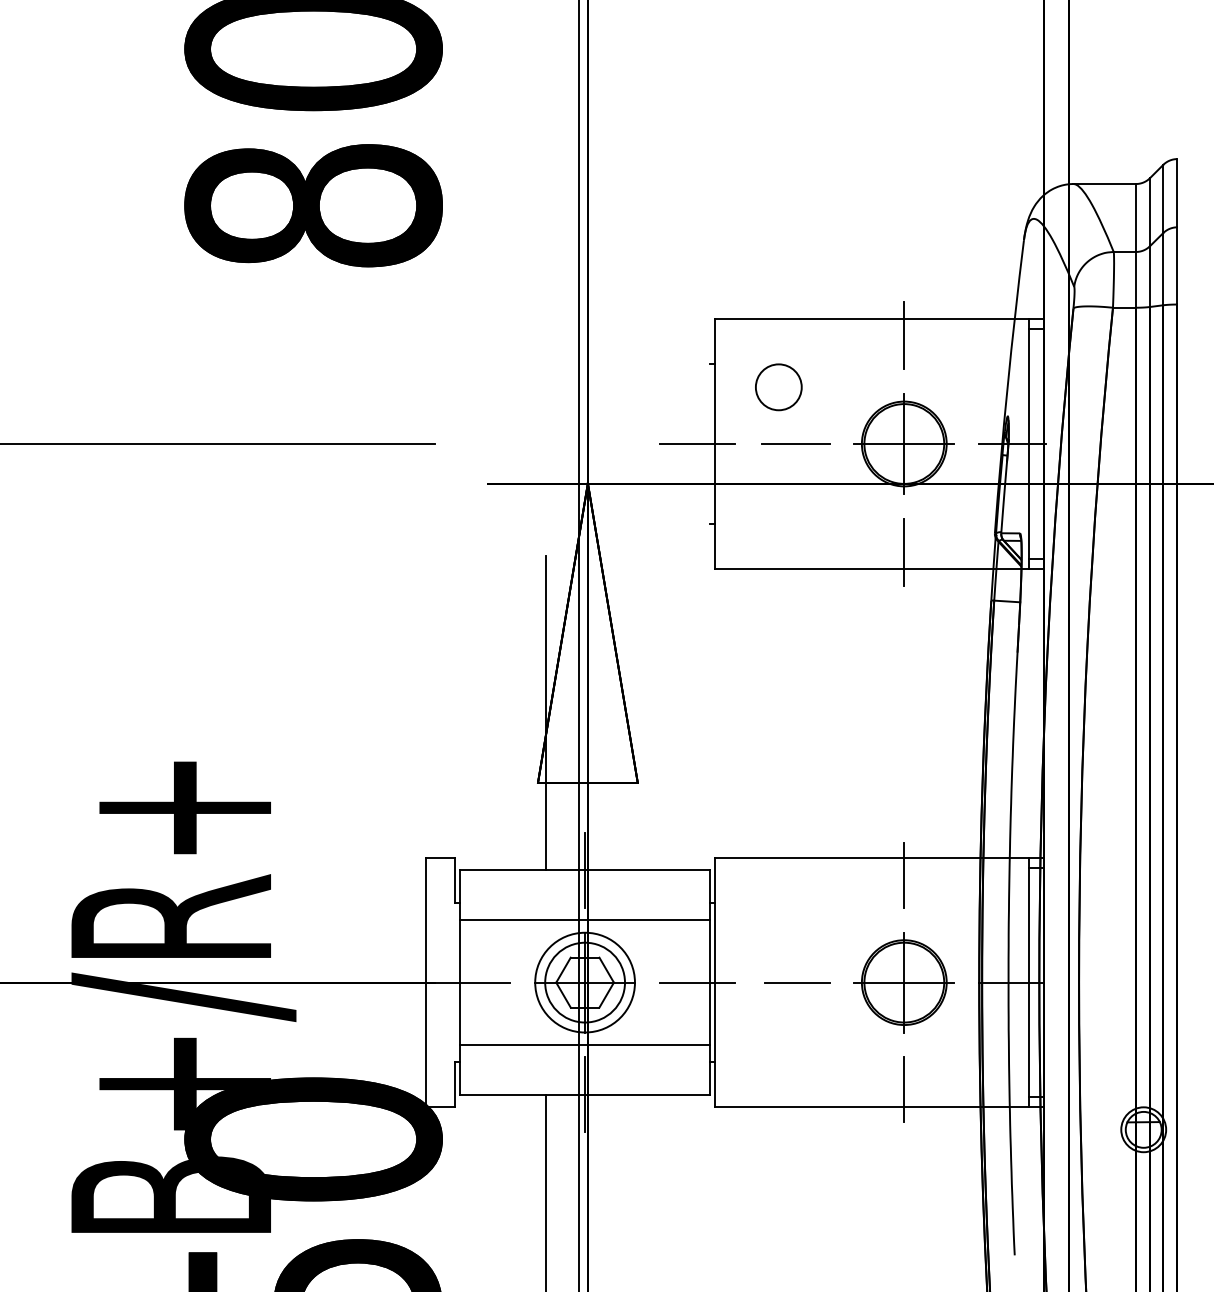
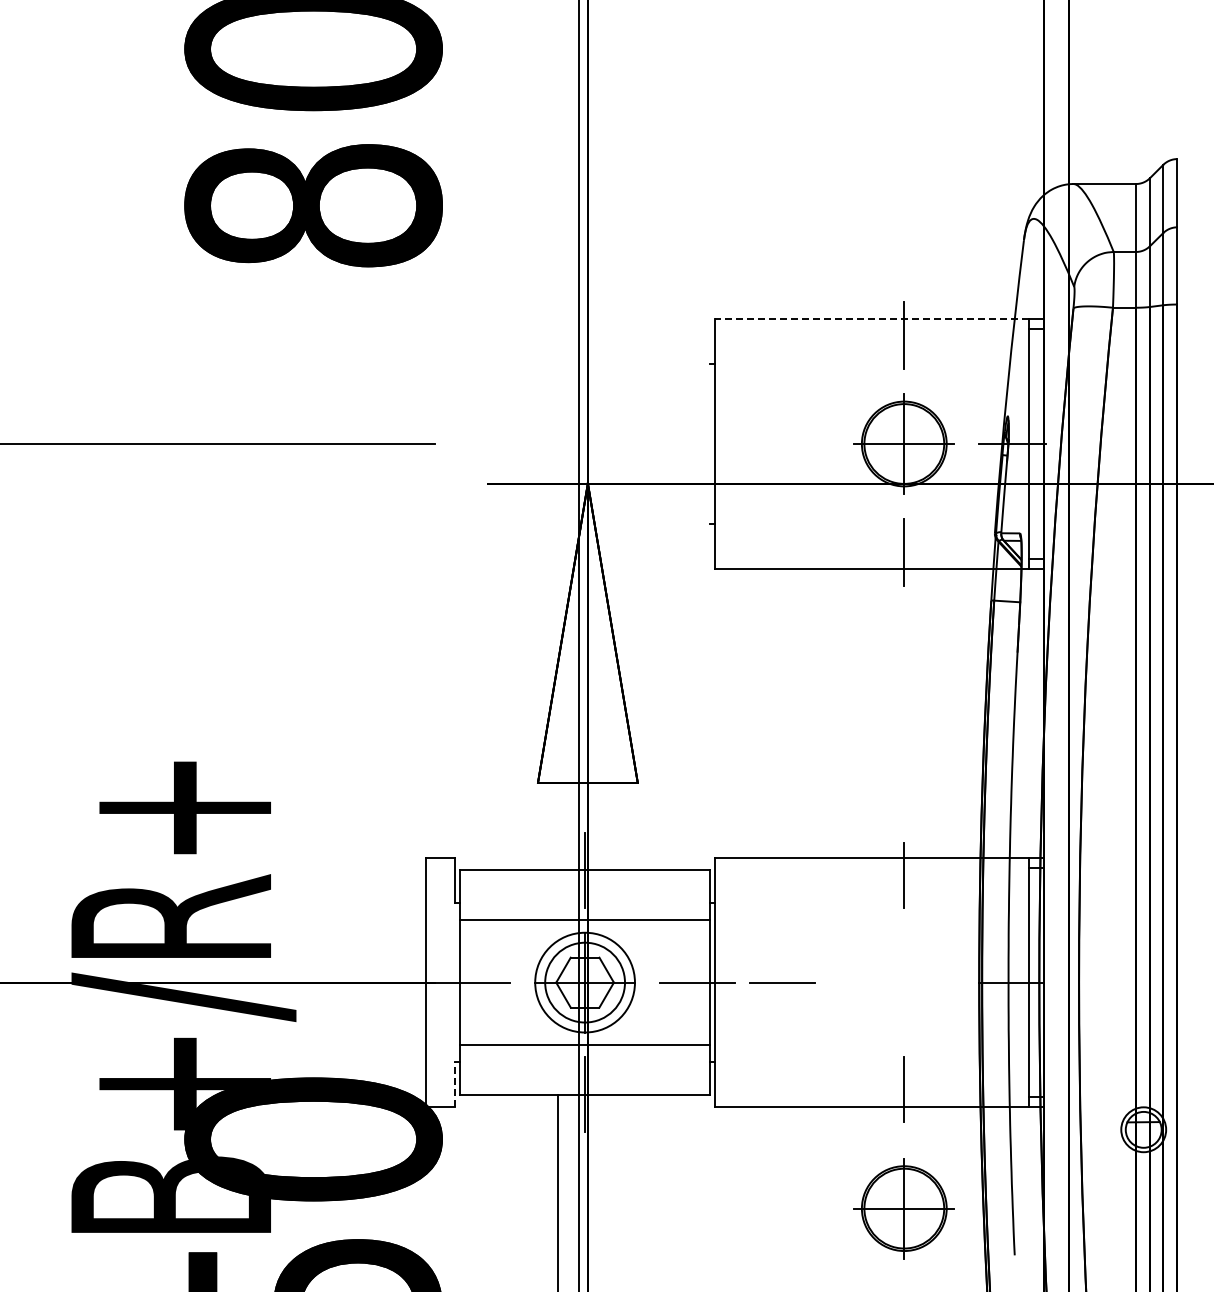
line: solid -> dashed (871, 319)
circle: present -> none (778, 387)
line: present -> none (795, 443)
line: present -> none (696, 444)
line: present -> none (545, 713)
line position: (797, 982) -> (782, 982) (782, 982)
part position: (903, 982) -> (903, 1208) (903, 1208)
line: solid -> dashed (455, 1084)
line position: (545, 1191) -> (557, 1191) (557, 1191)
